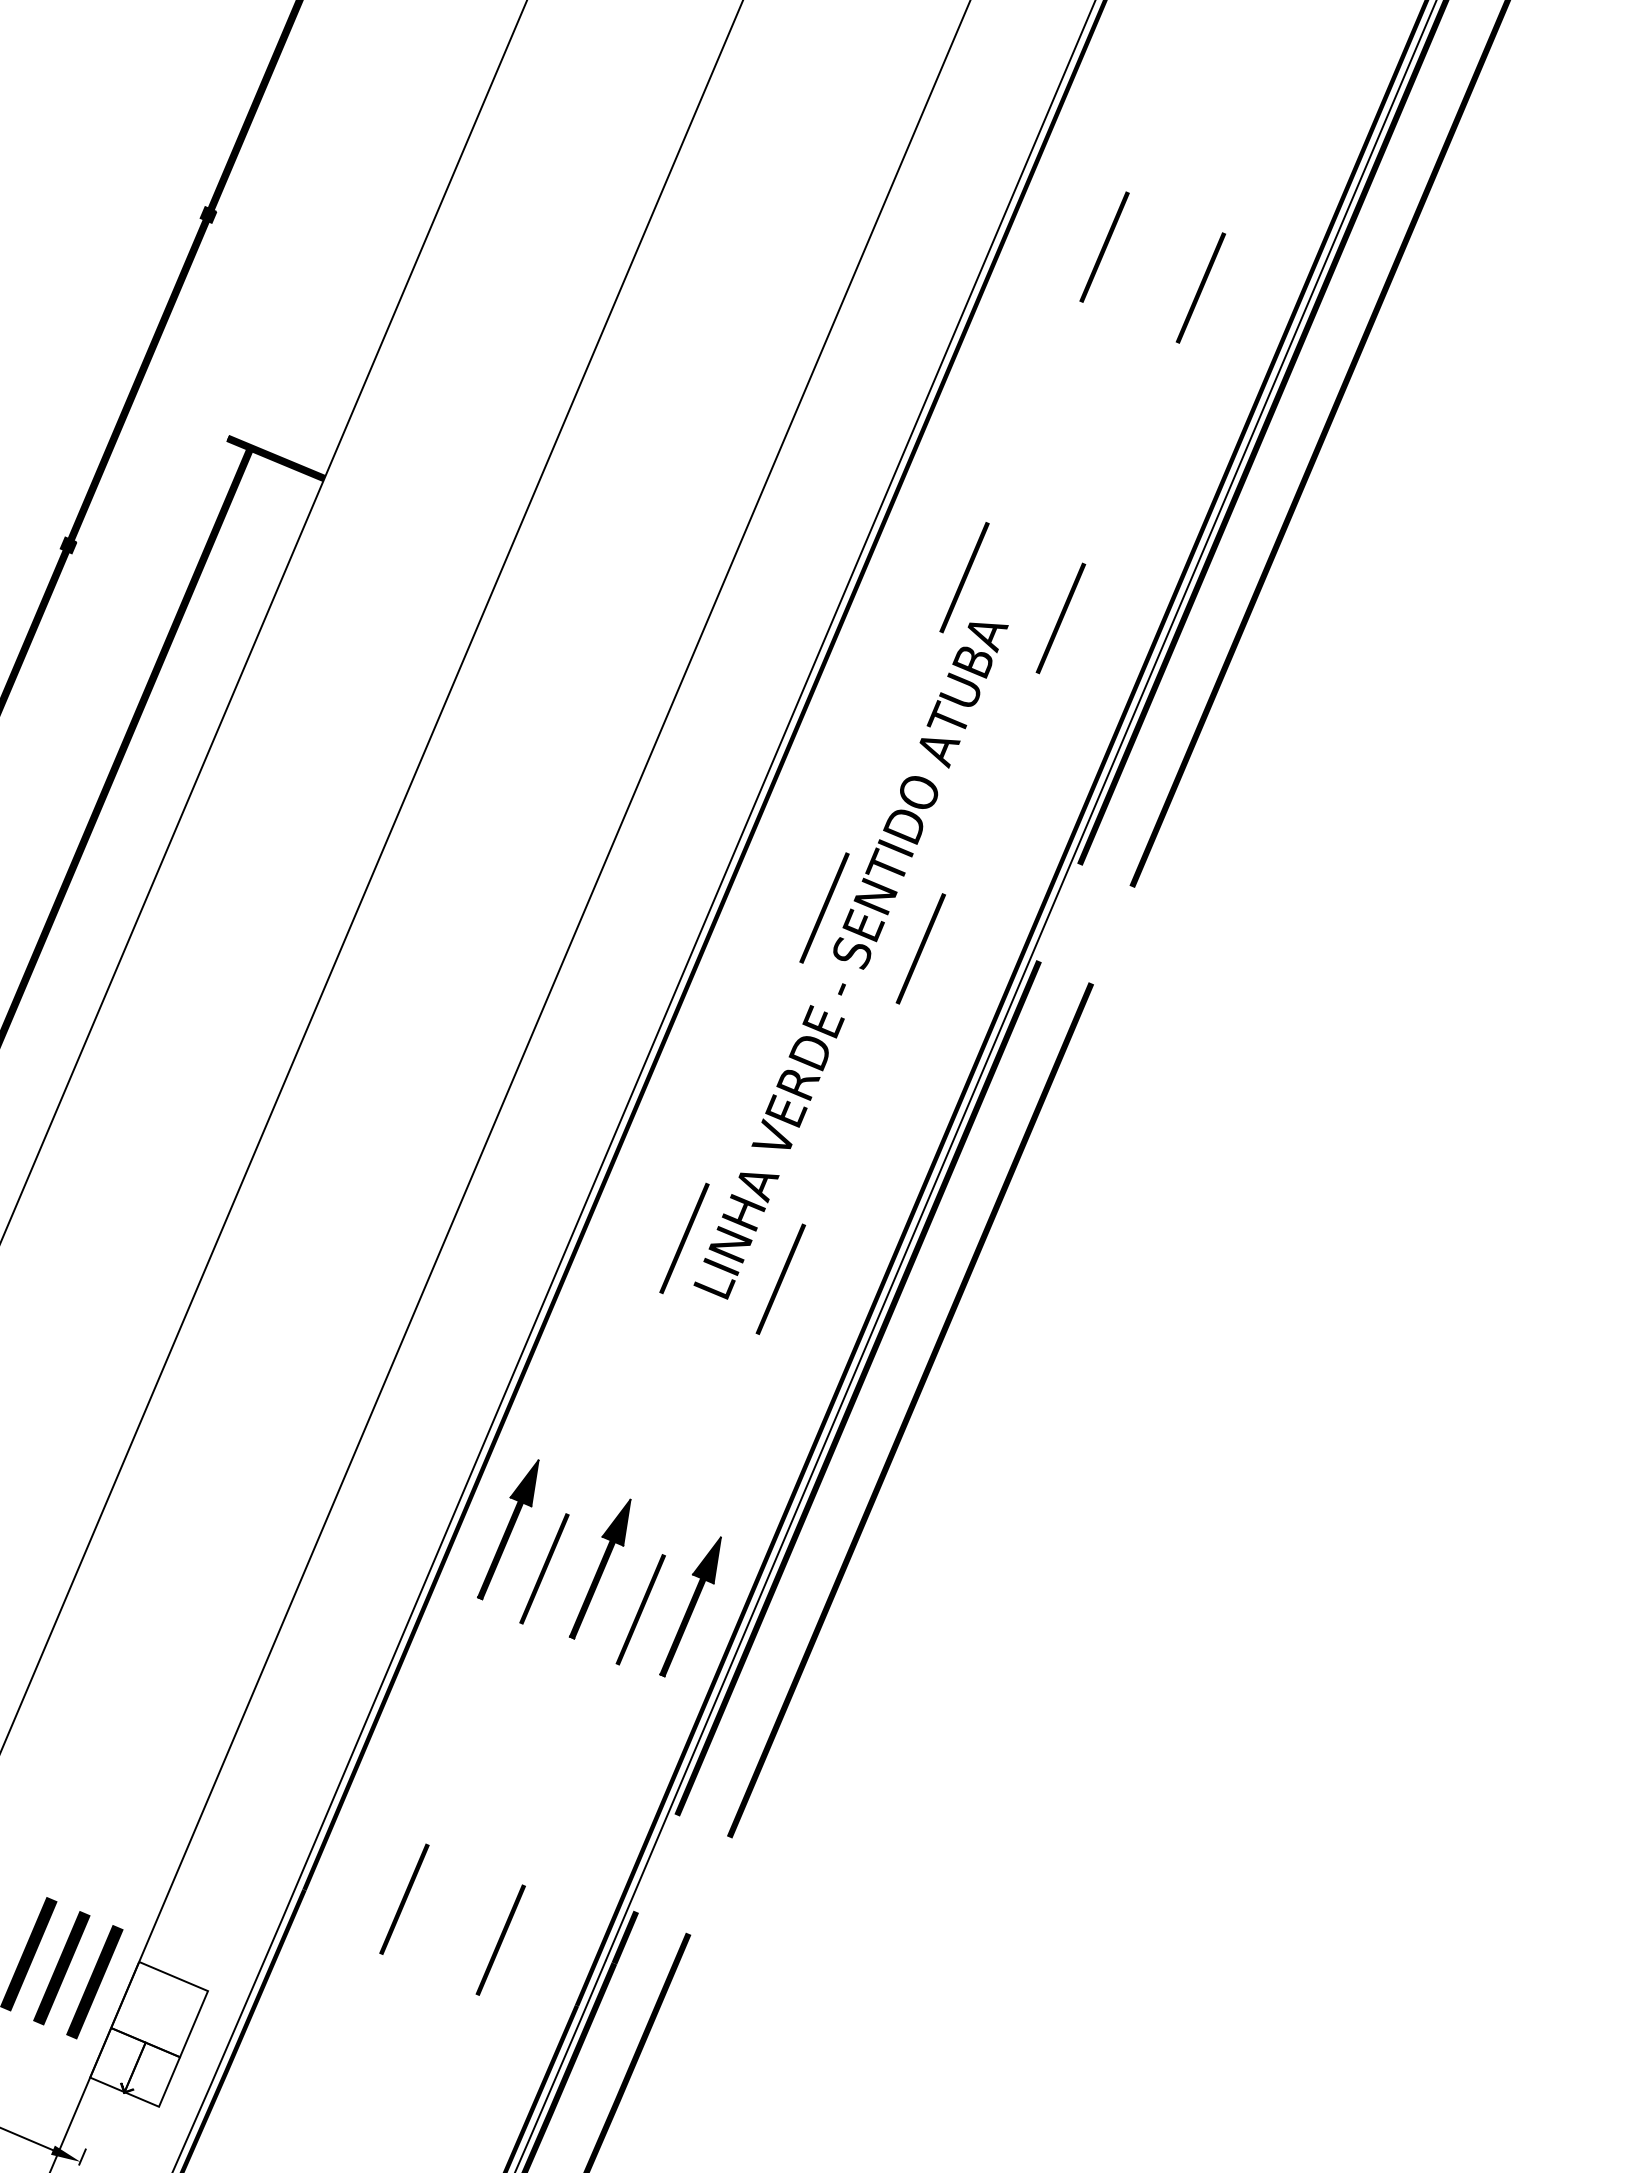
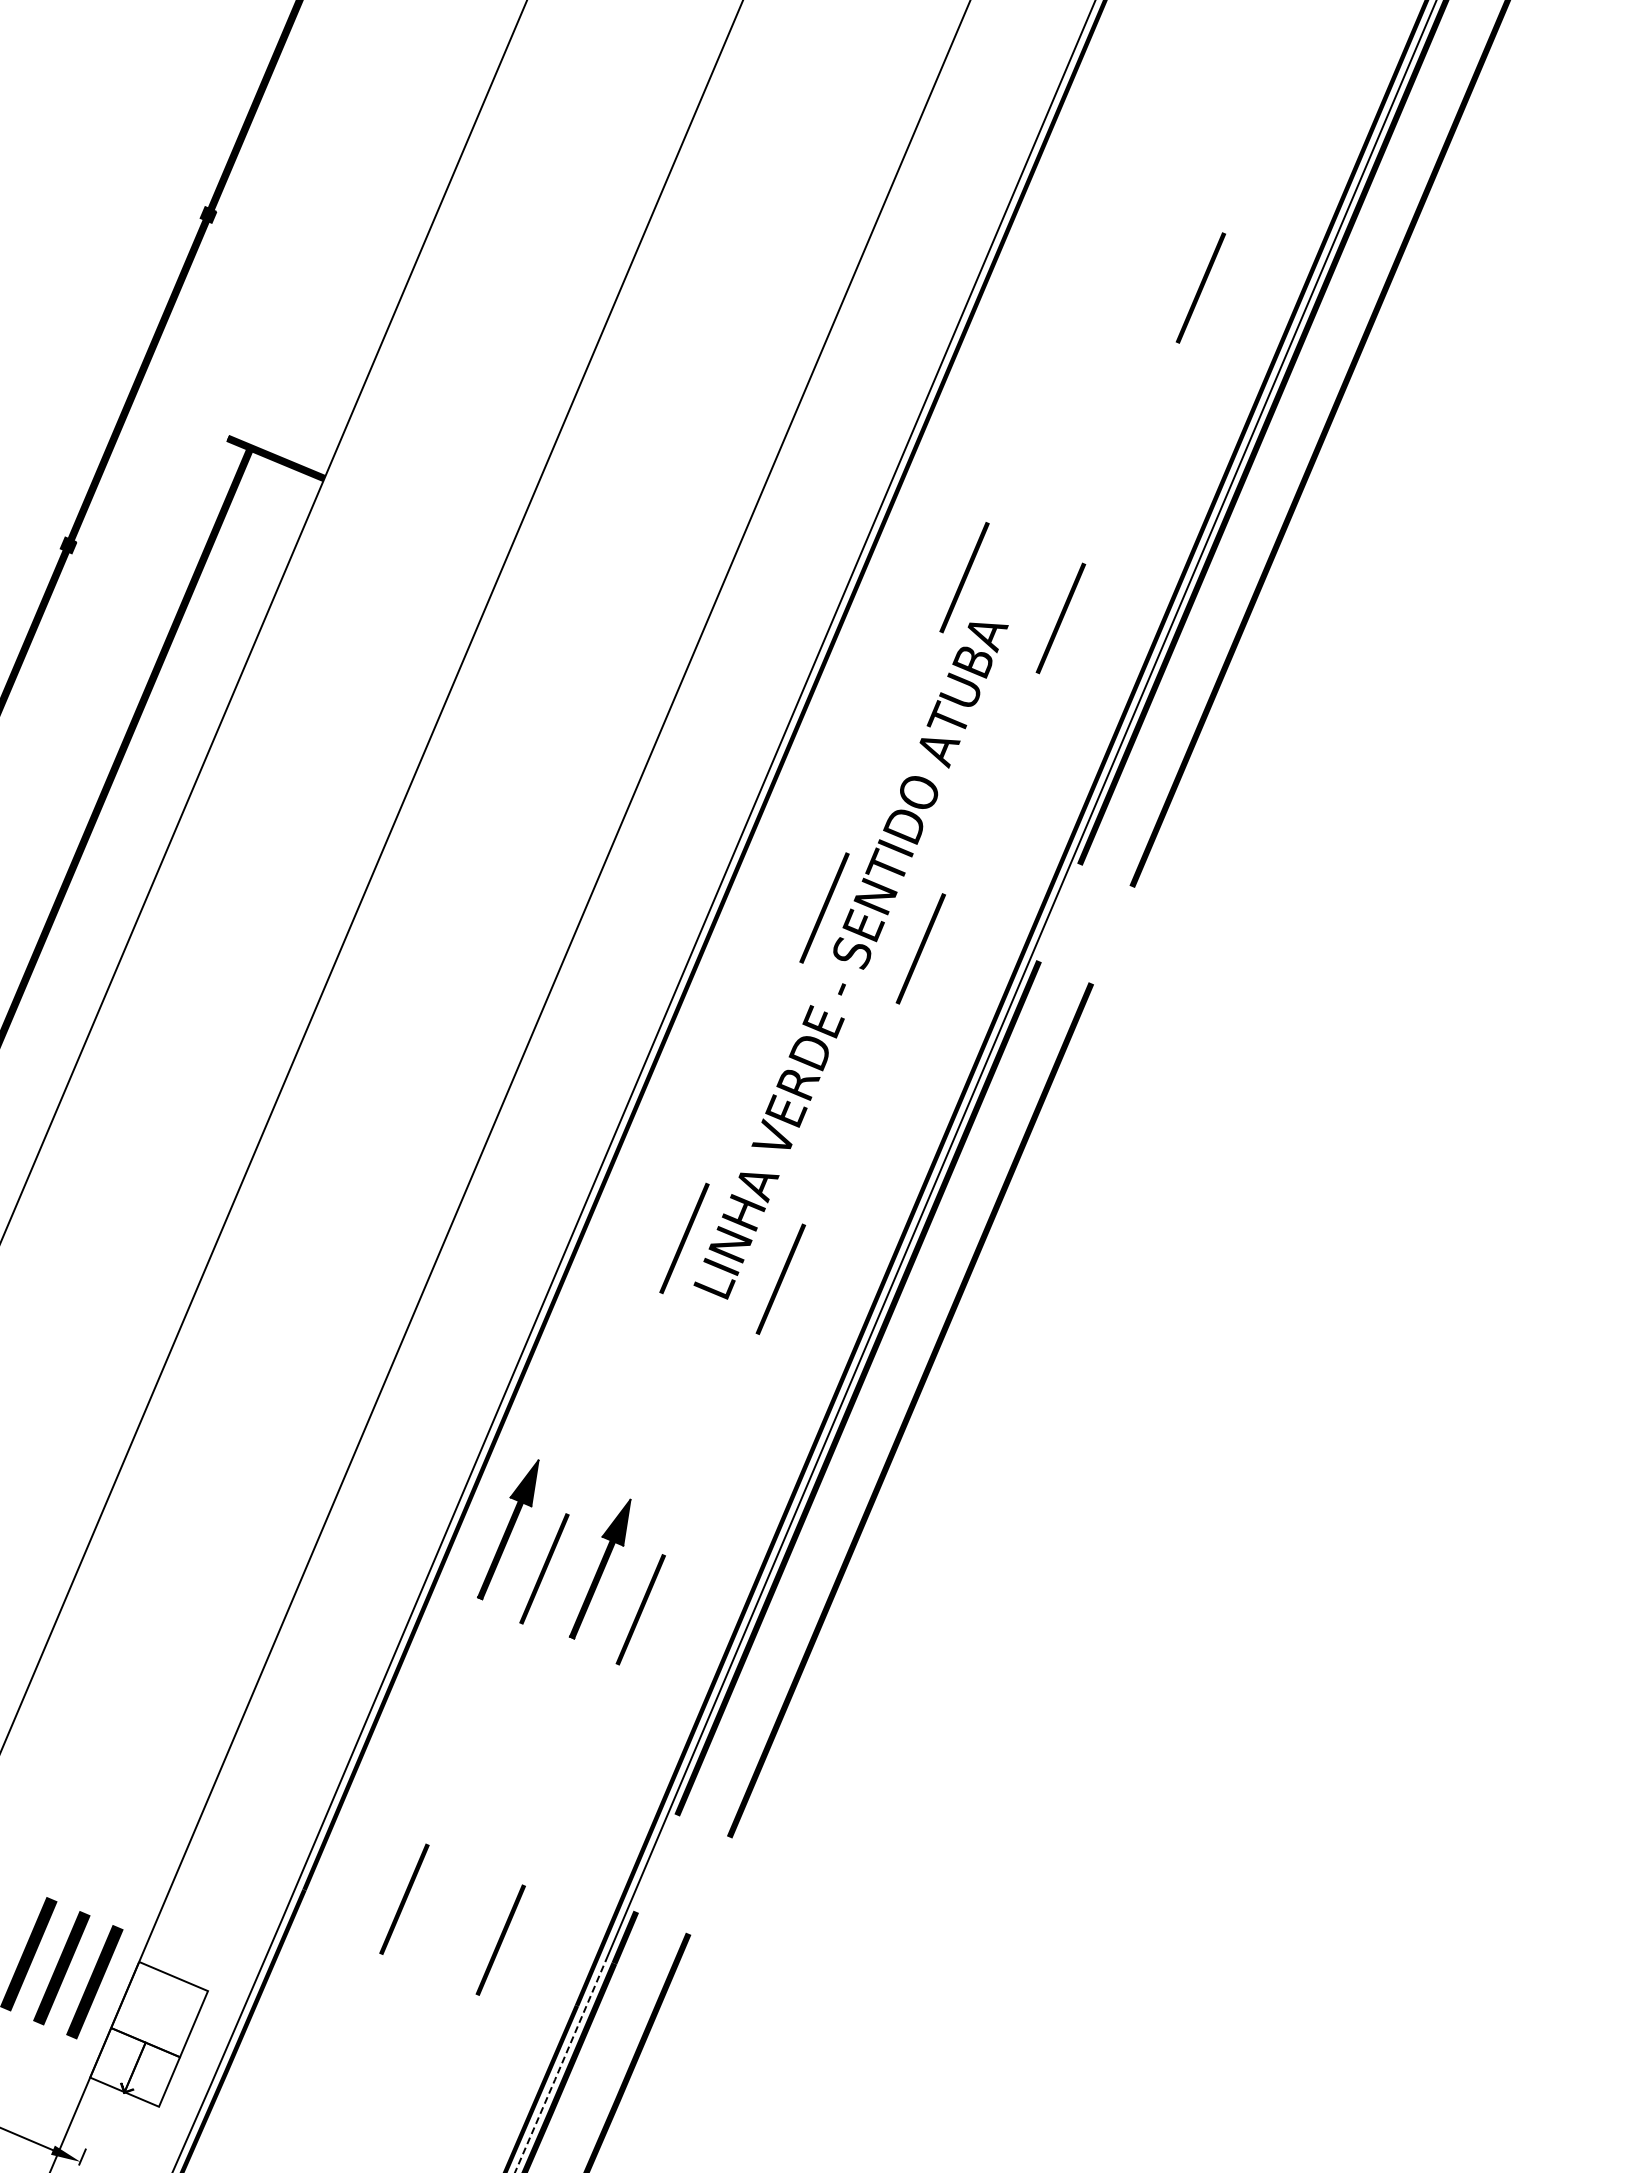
line: present -> none (1104, 246)
part: present -> none (690, 1606)
arc: solid -> dashed (560, 2066)
